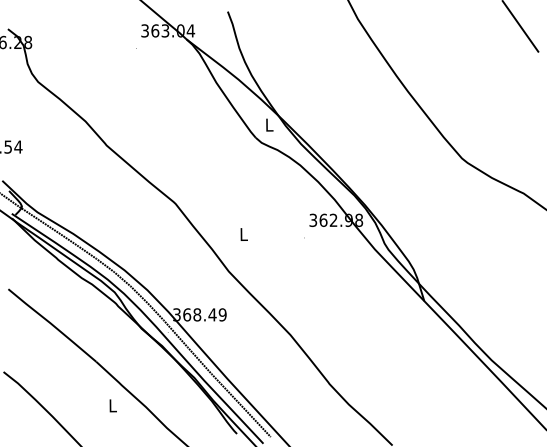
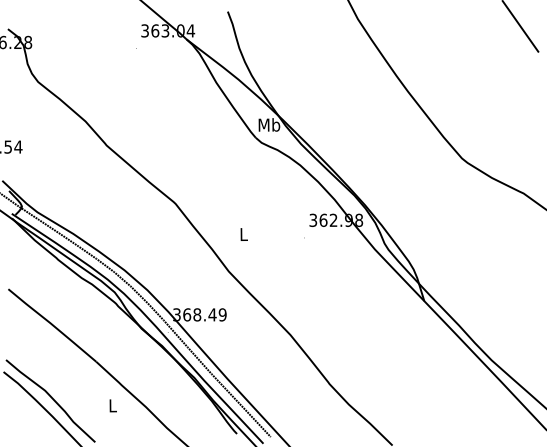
text: L -> Mb (269, 124)
curve: none -> present (51, 398)
